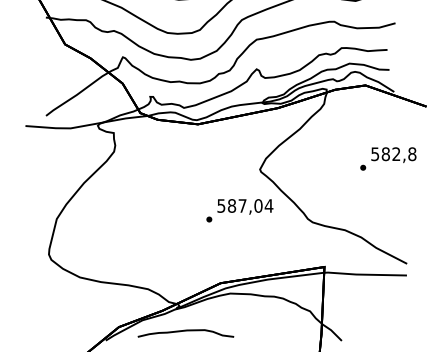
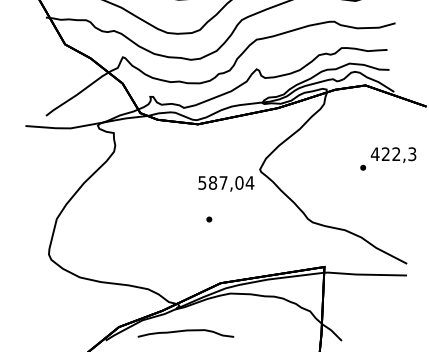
text: 582,8 -> 422,3 (393, 154)
text position: (245, 206) -> (226, 183) (226, 183)
